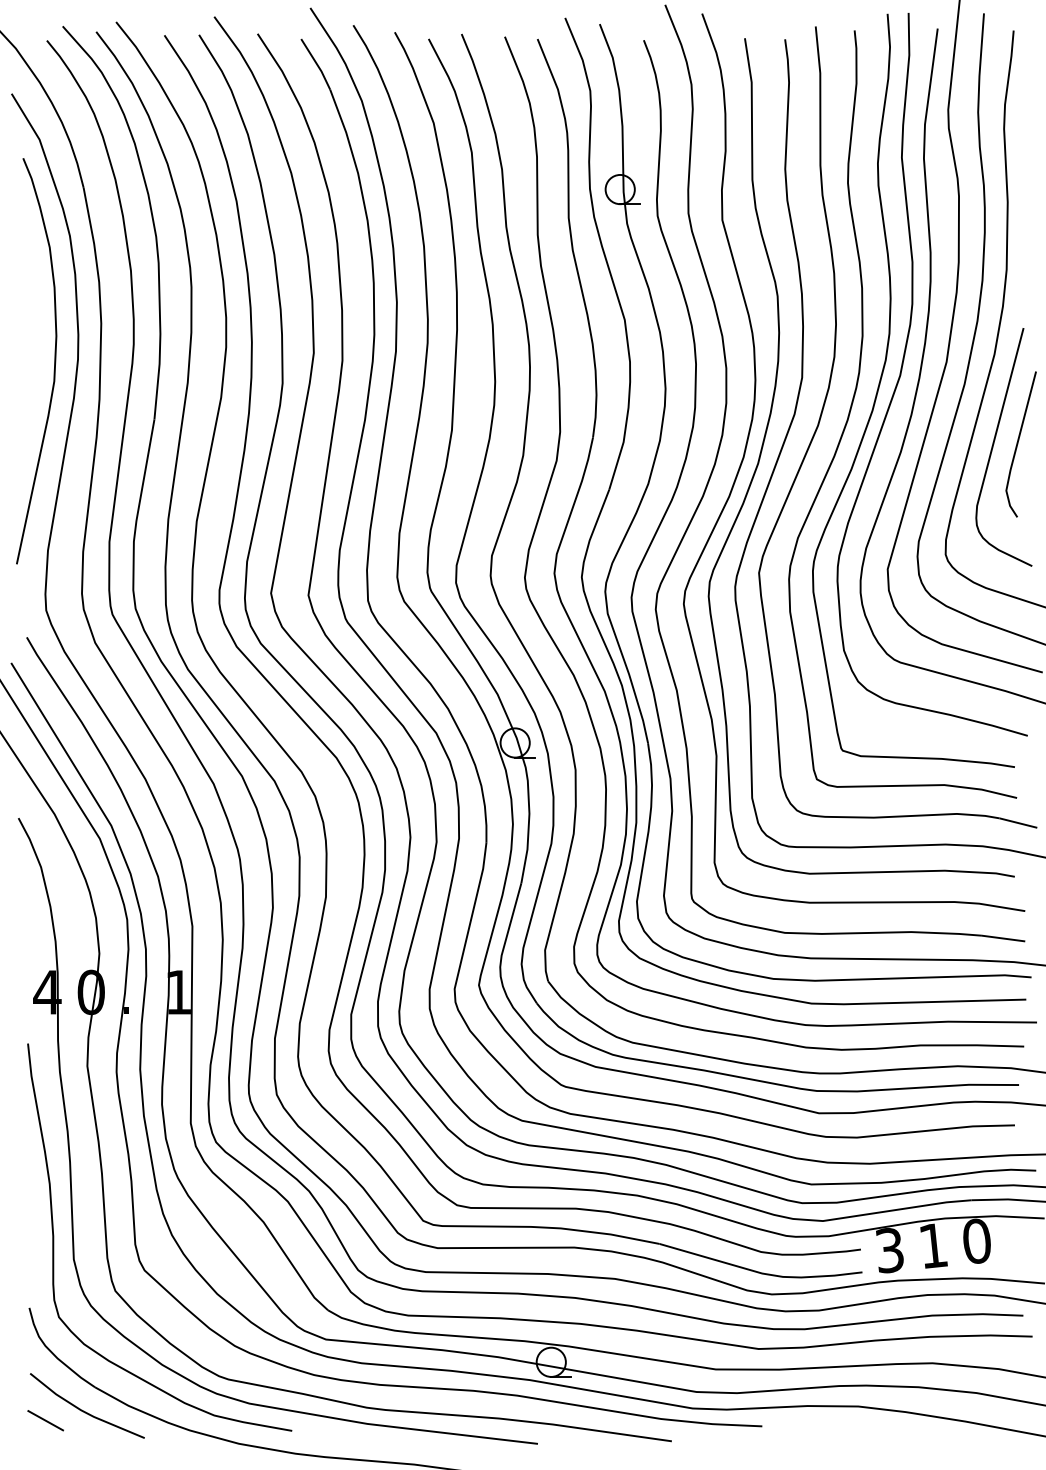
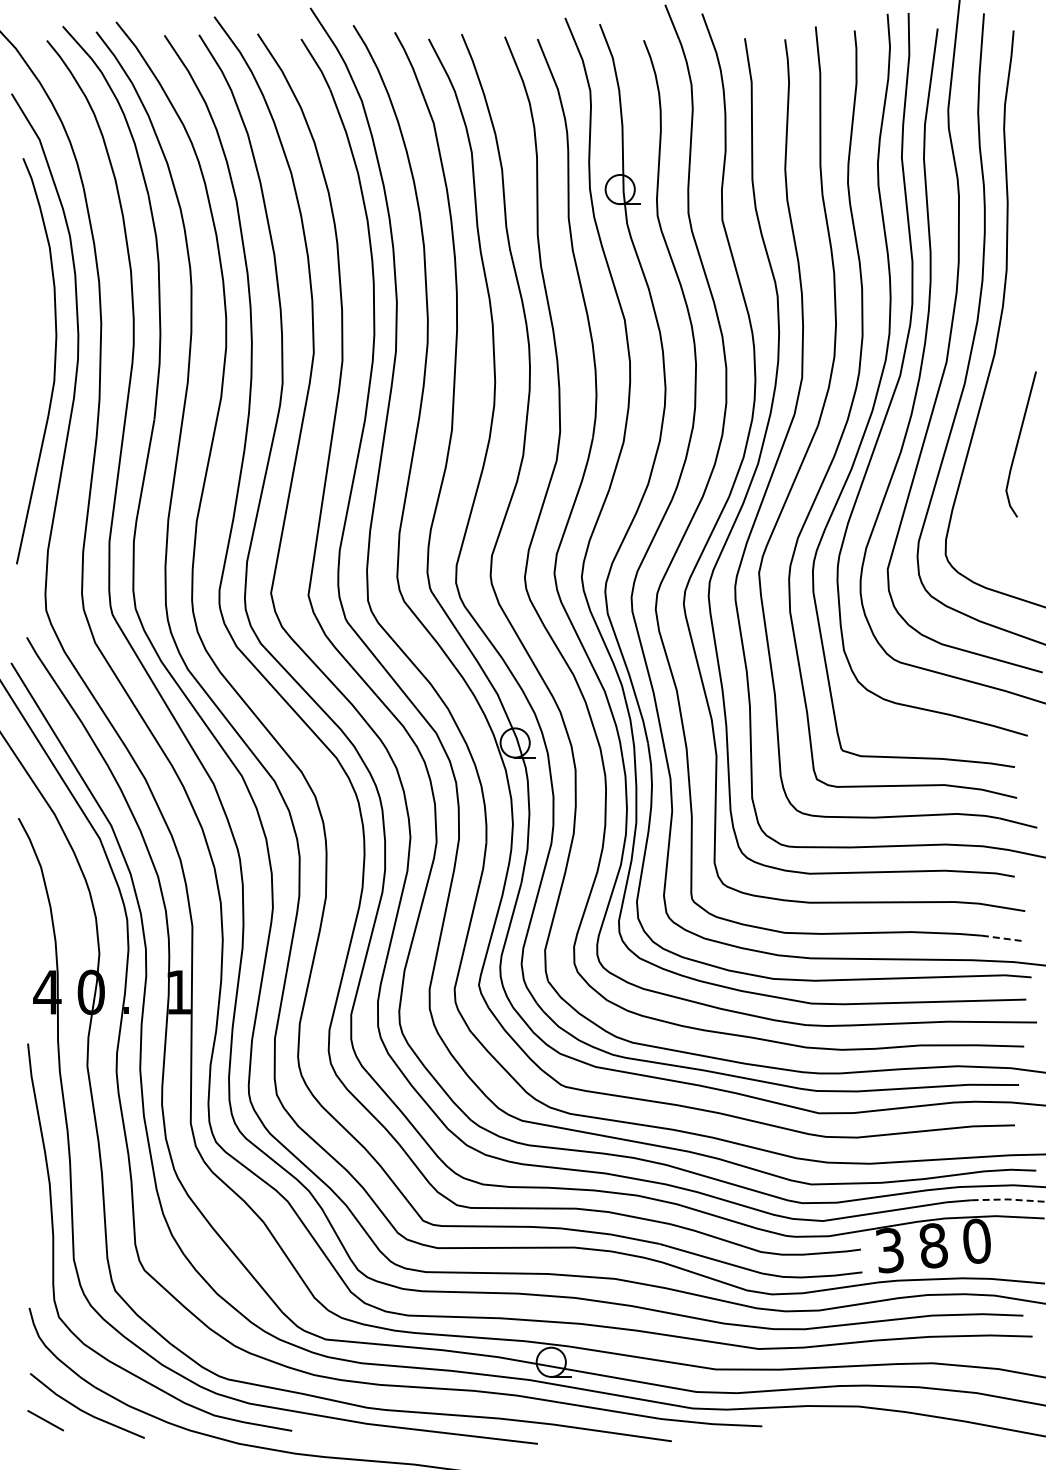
curve: present -> none (994, 444)
line: solid -> dashed (1003, 938)
line: solid -> dashed (1008, 1199)
text: 1 -> 8 (933, 1245)
